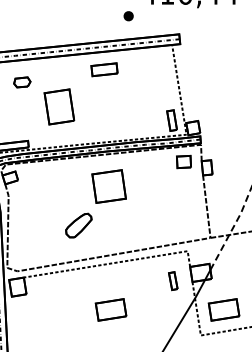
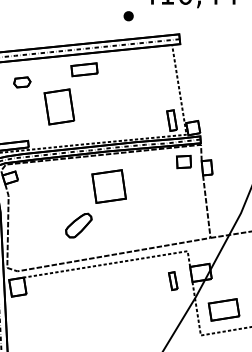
part position: (104, 69) -> (84, 69) (84, 69)
line: dashed -> solid (233, 228)
part: present -> none (110, 309)
